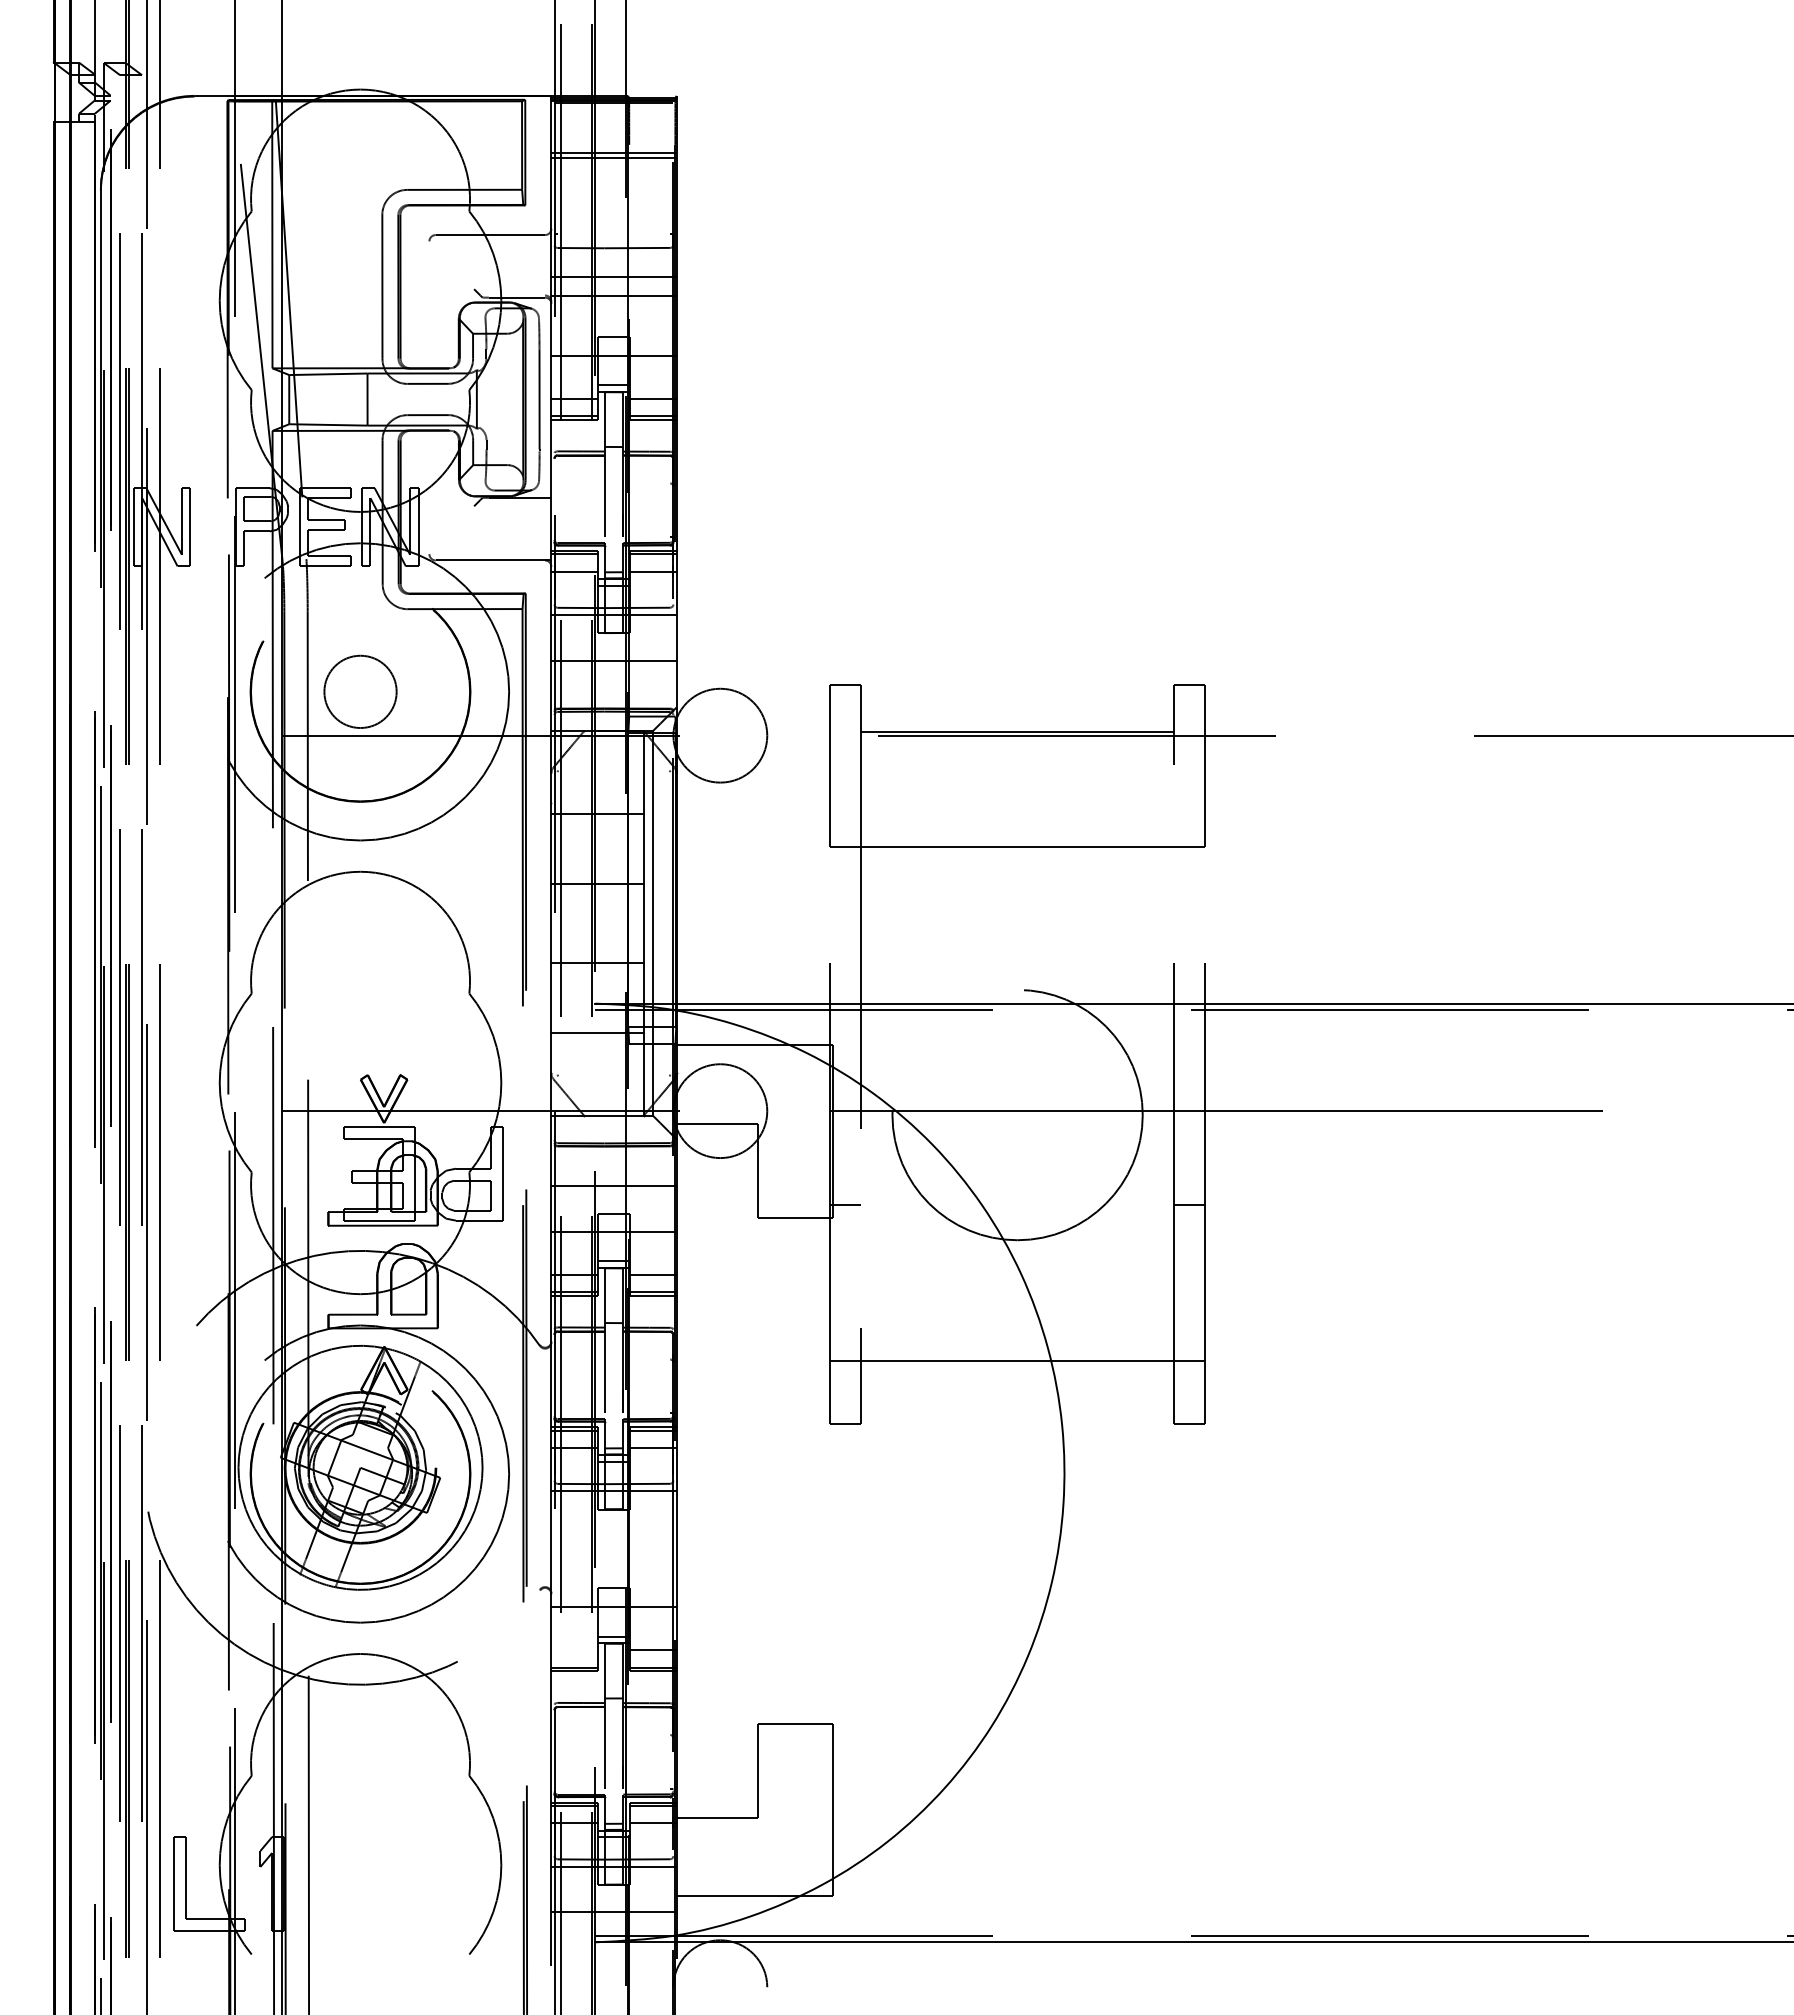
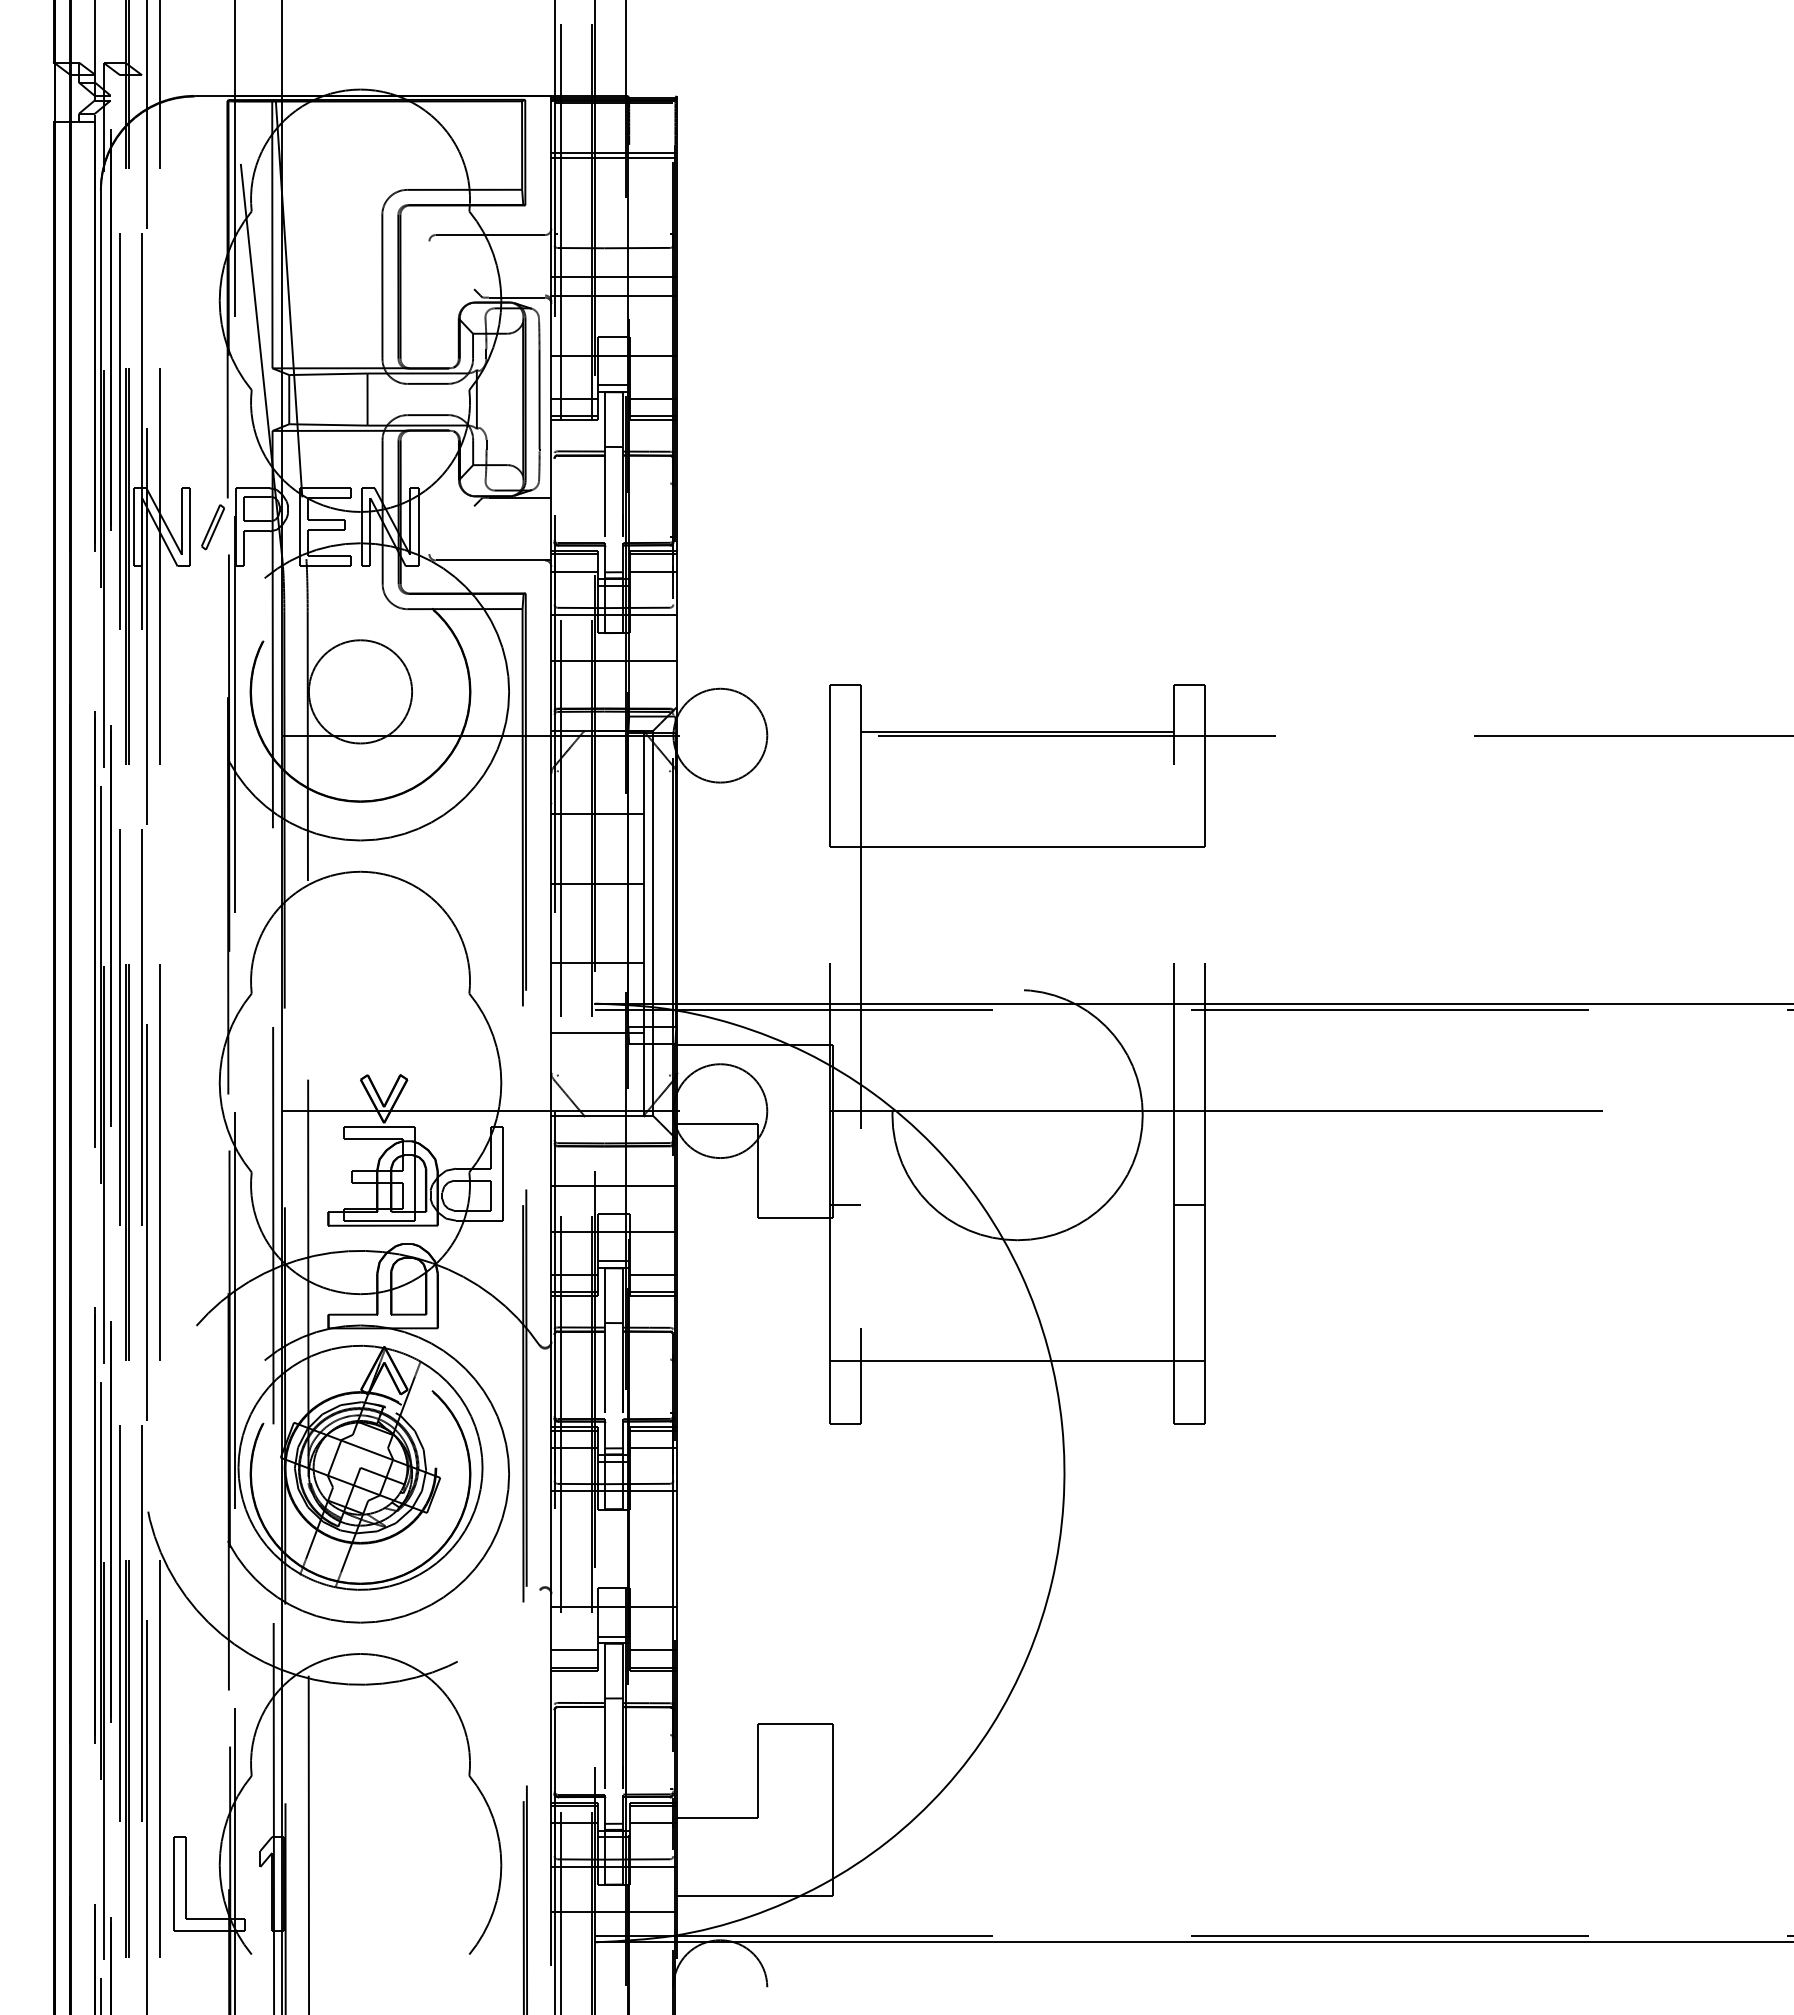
part: none -> present (212, 527)
circle diameter: 72 px -> 103 px (360, 691)
line: none -> present (574, 1650)
